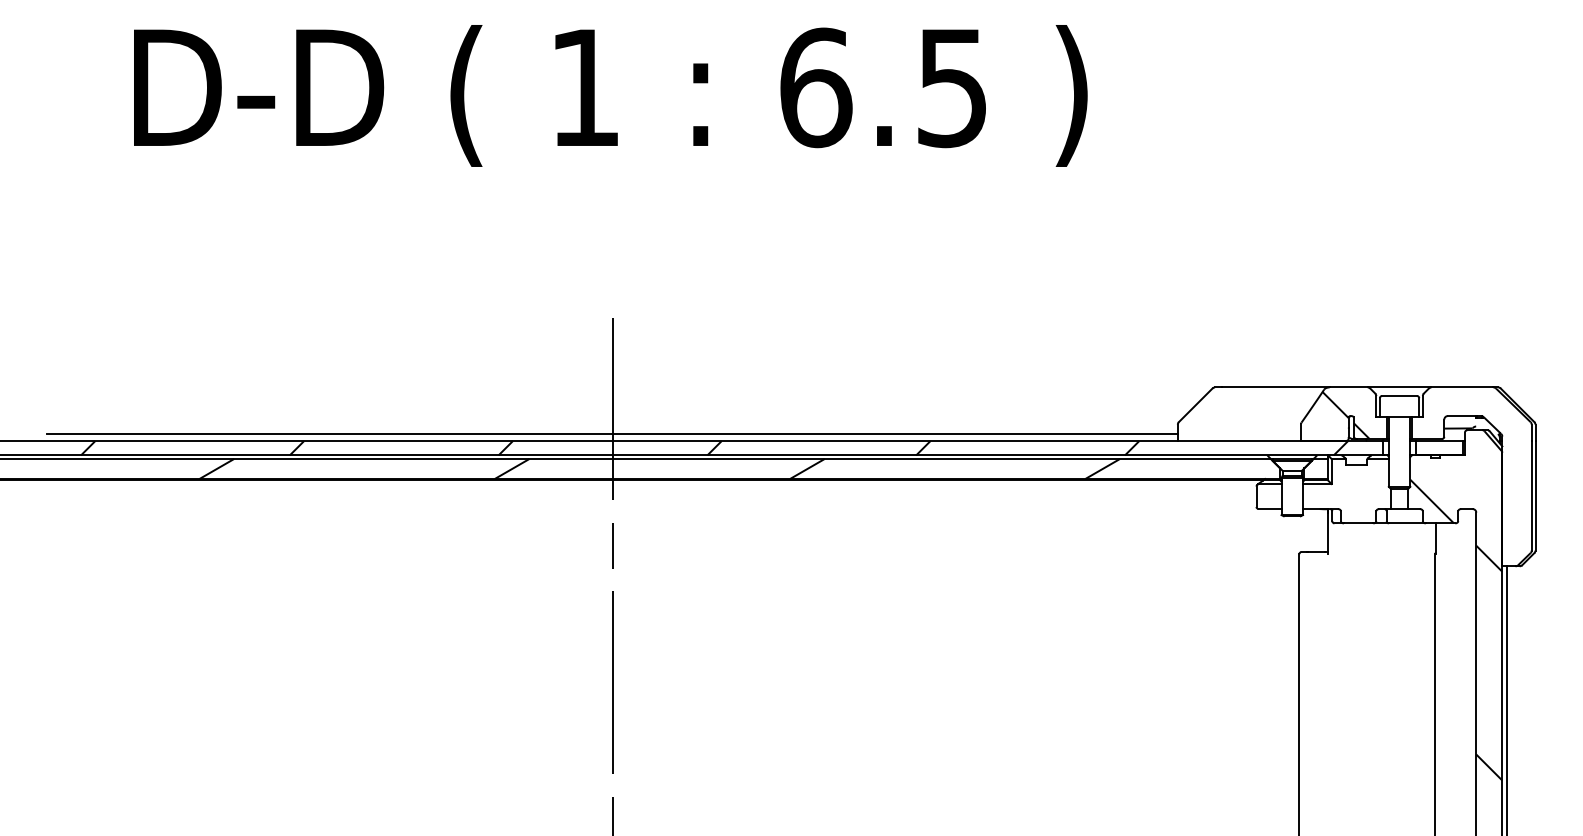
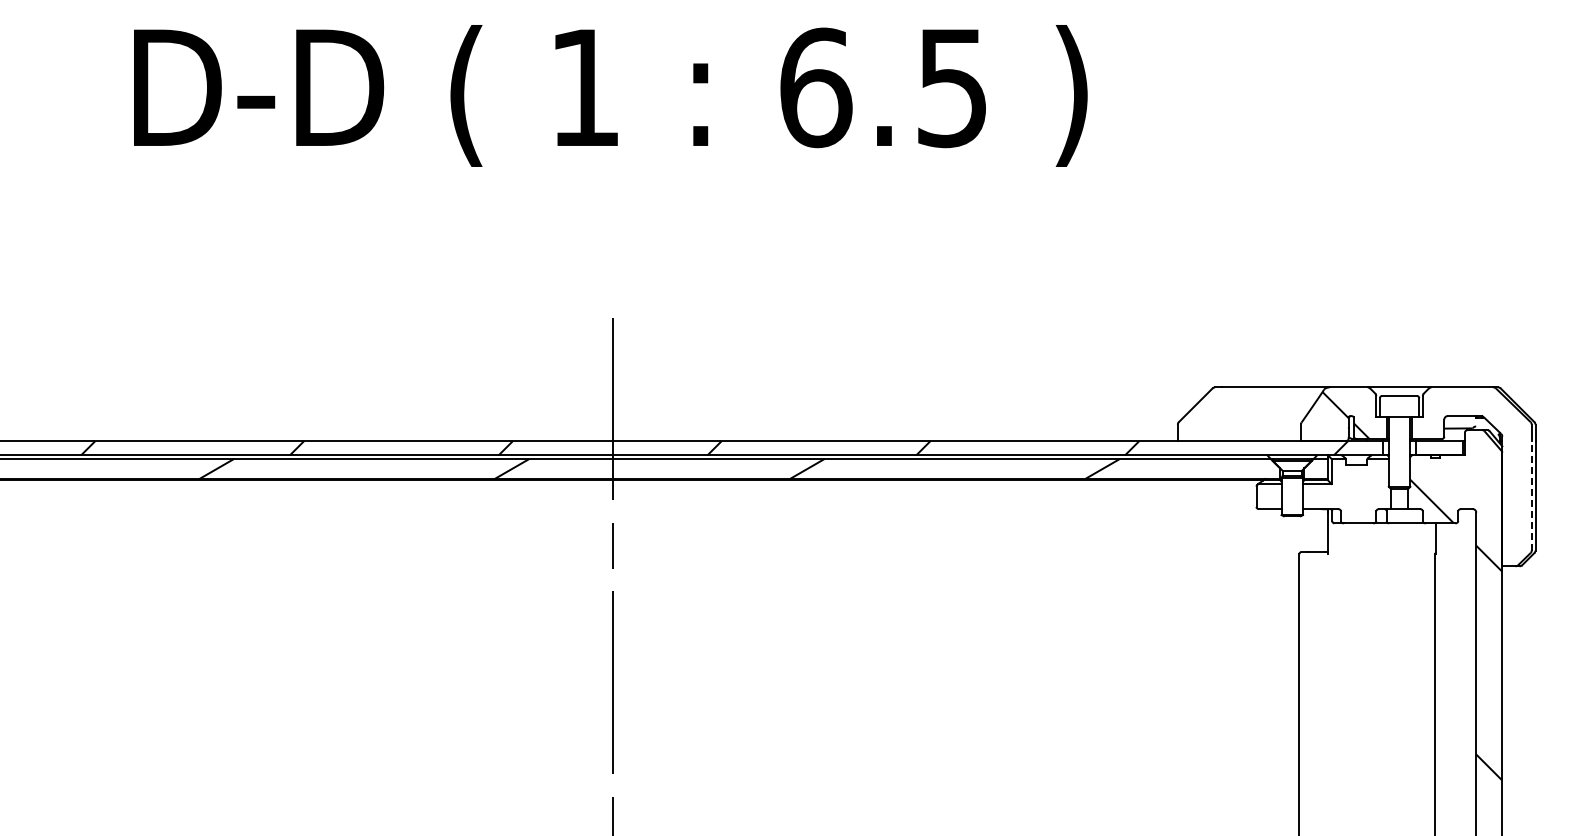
line: present -> none (612, 433)
line: solid -> dashed (1531, 495)
line: present -> none (1506, 699)
